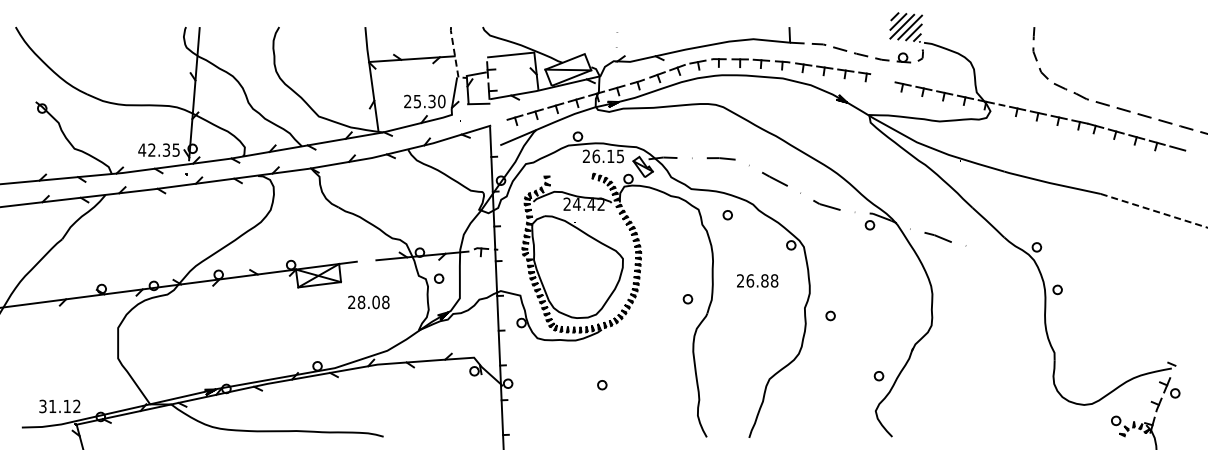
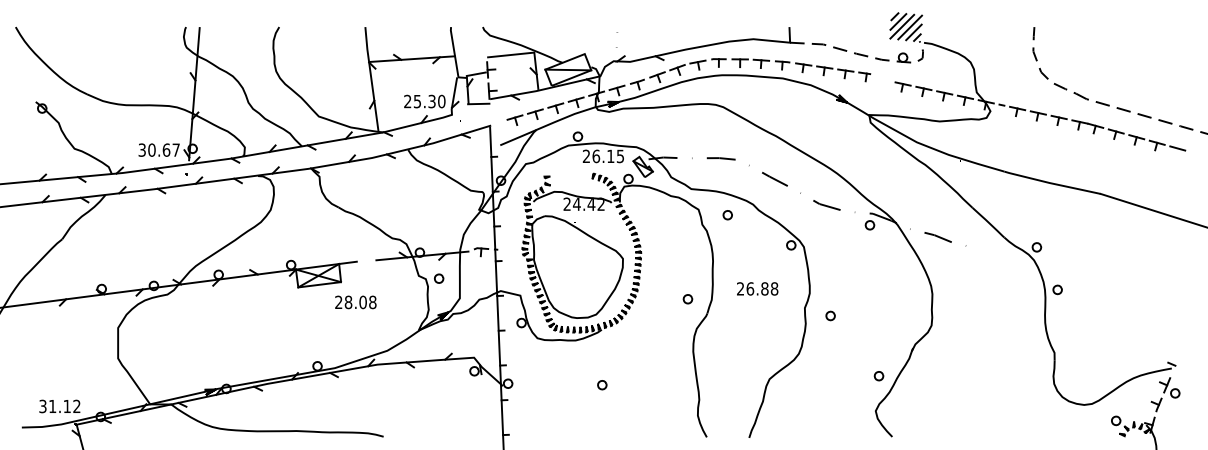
line: dashed -> solid (455, 56)
text: 42.35 -> 30.67 (158, 149)
line: dashed -> solid (1154, 210)
text position: (757, 280) -> (757, 288) (757, 288)
text position: (368, 302) -> (355, 302) (355, 302)
